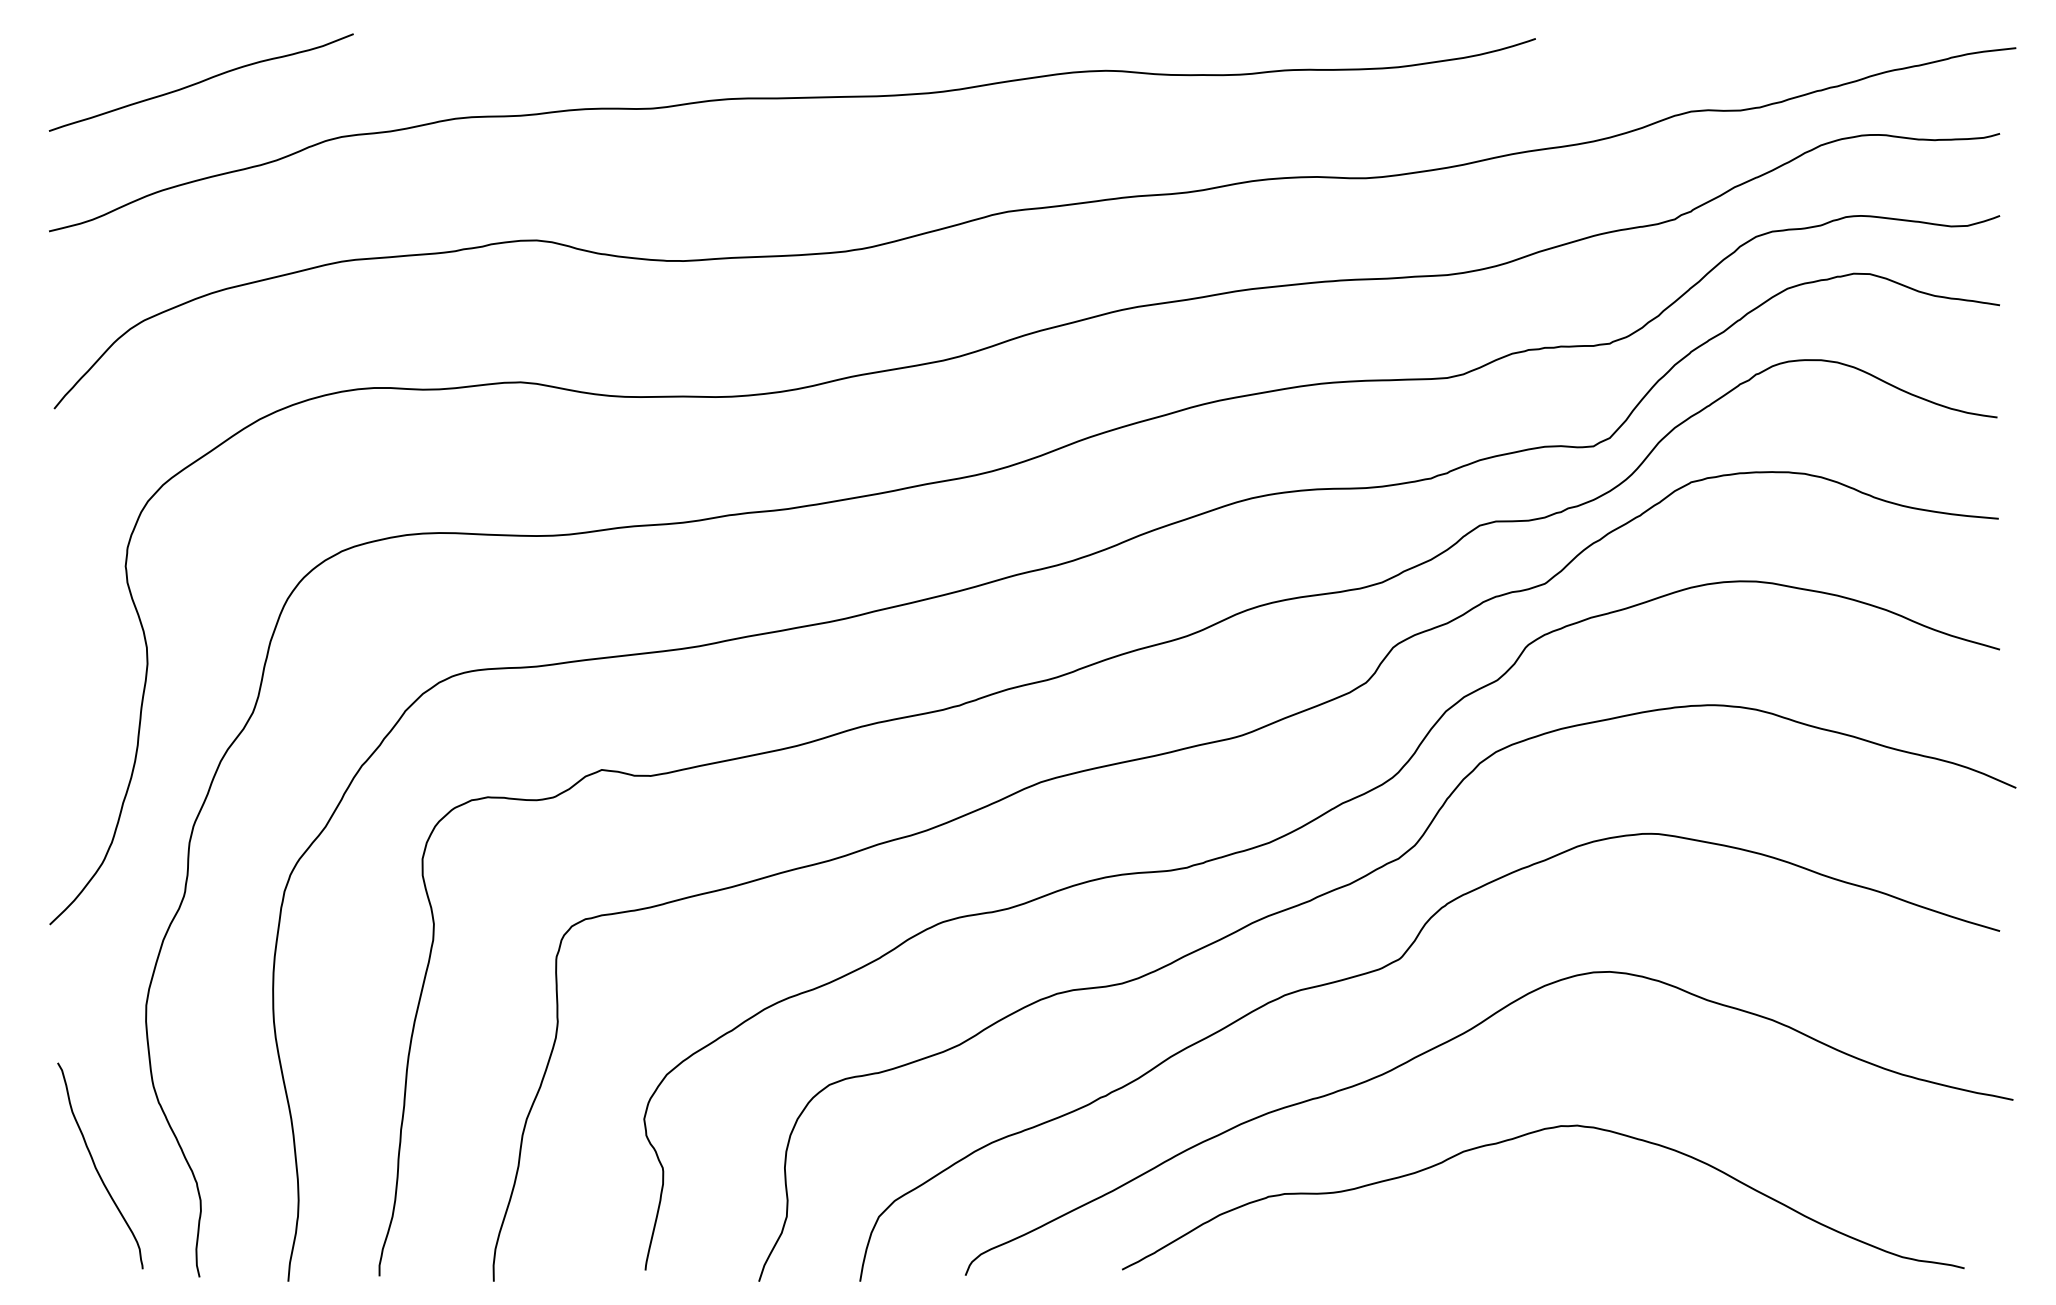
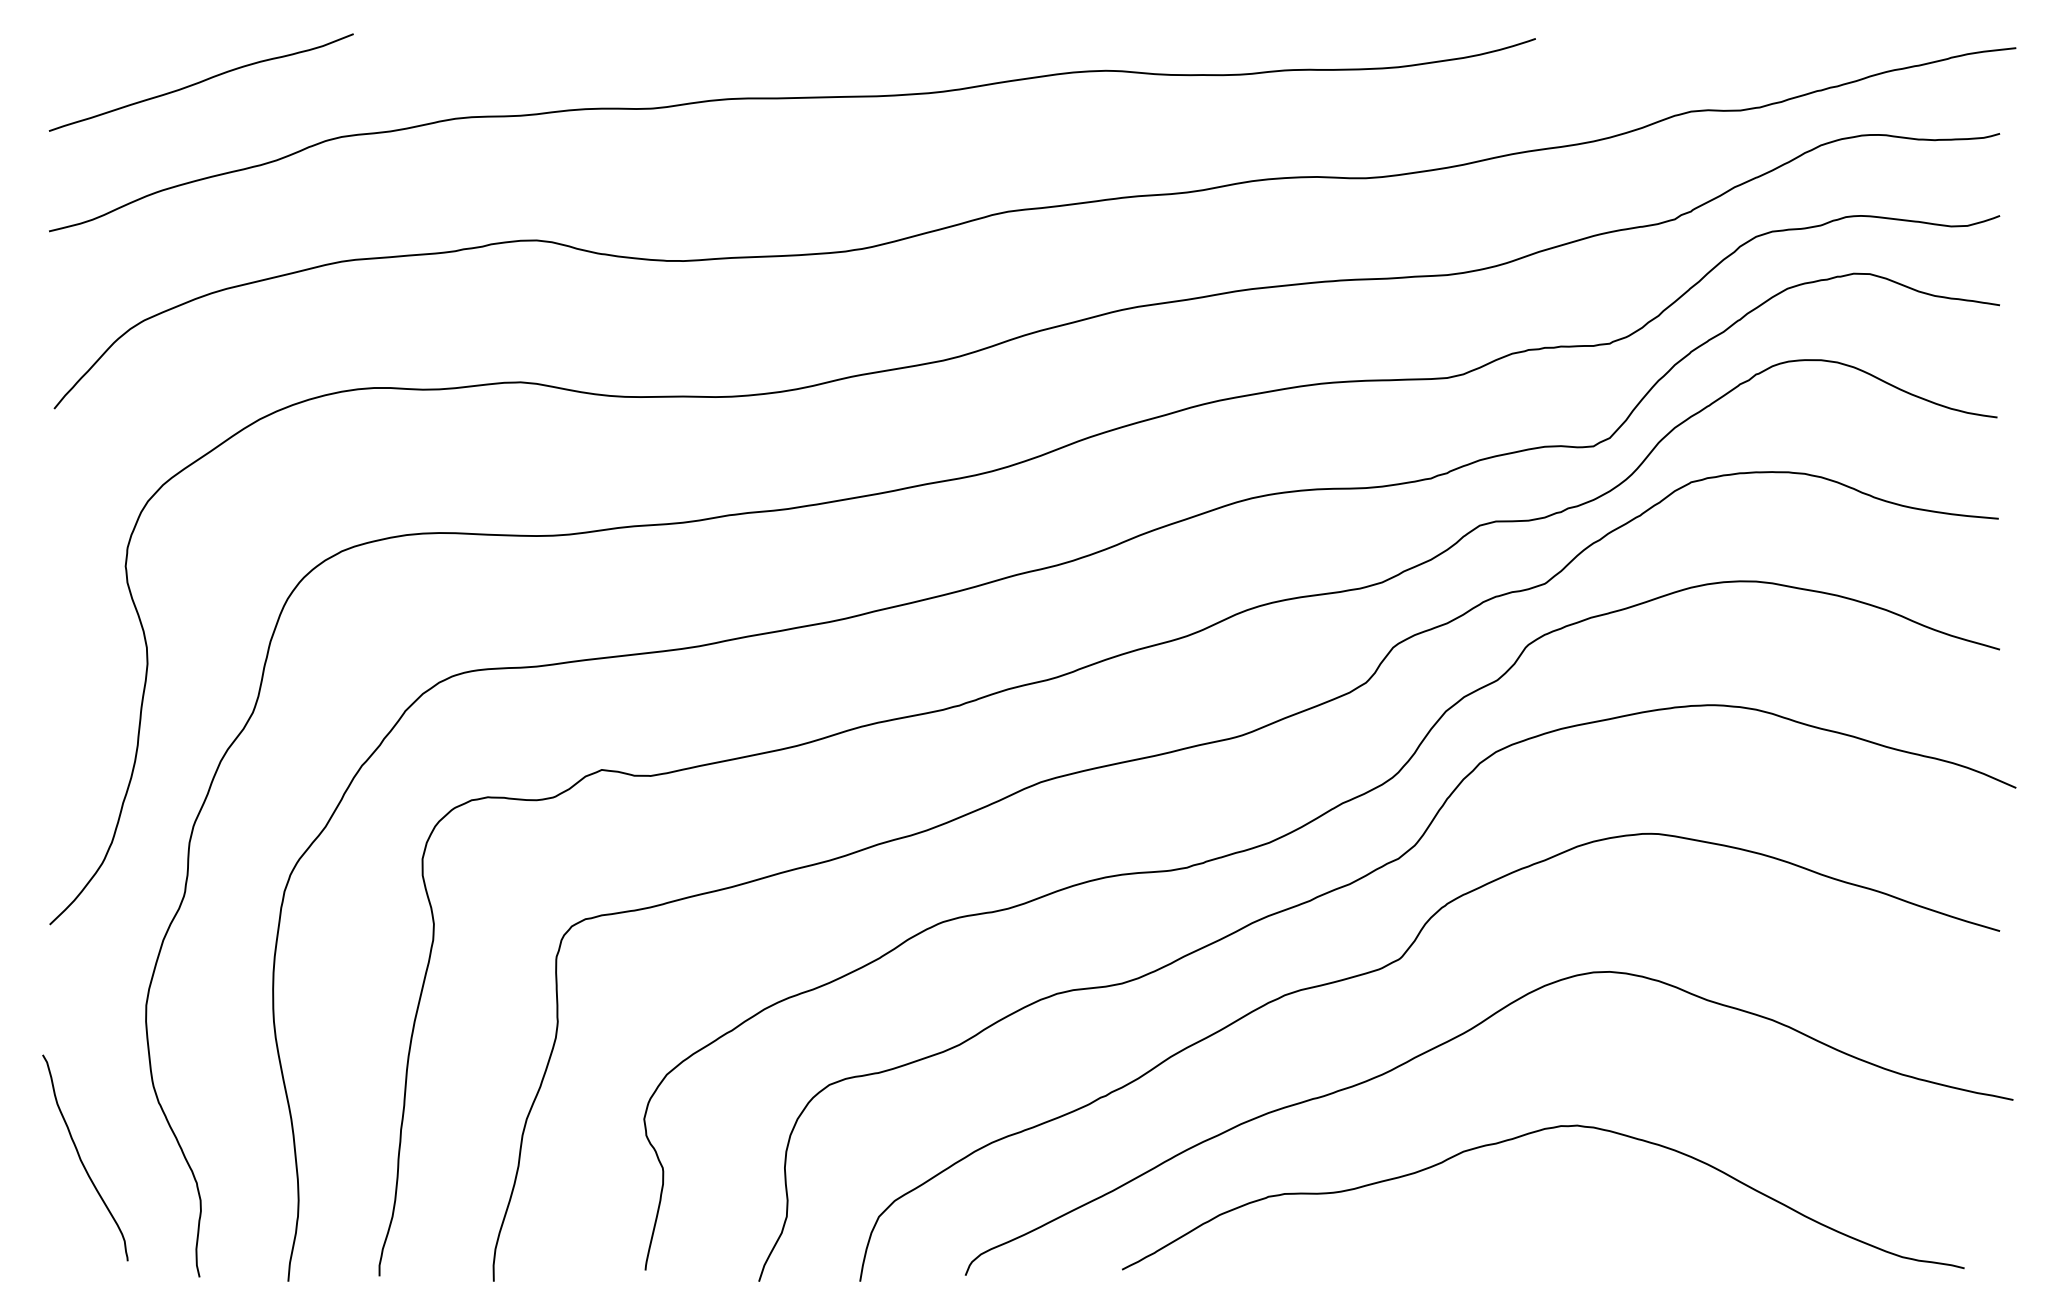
curve position: (96, 1166) -> (81, 1158) (81, 1158)
